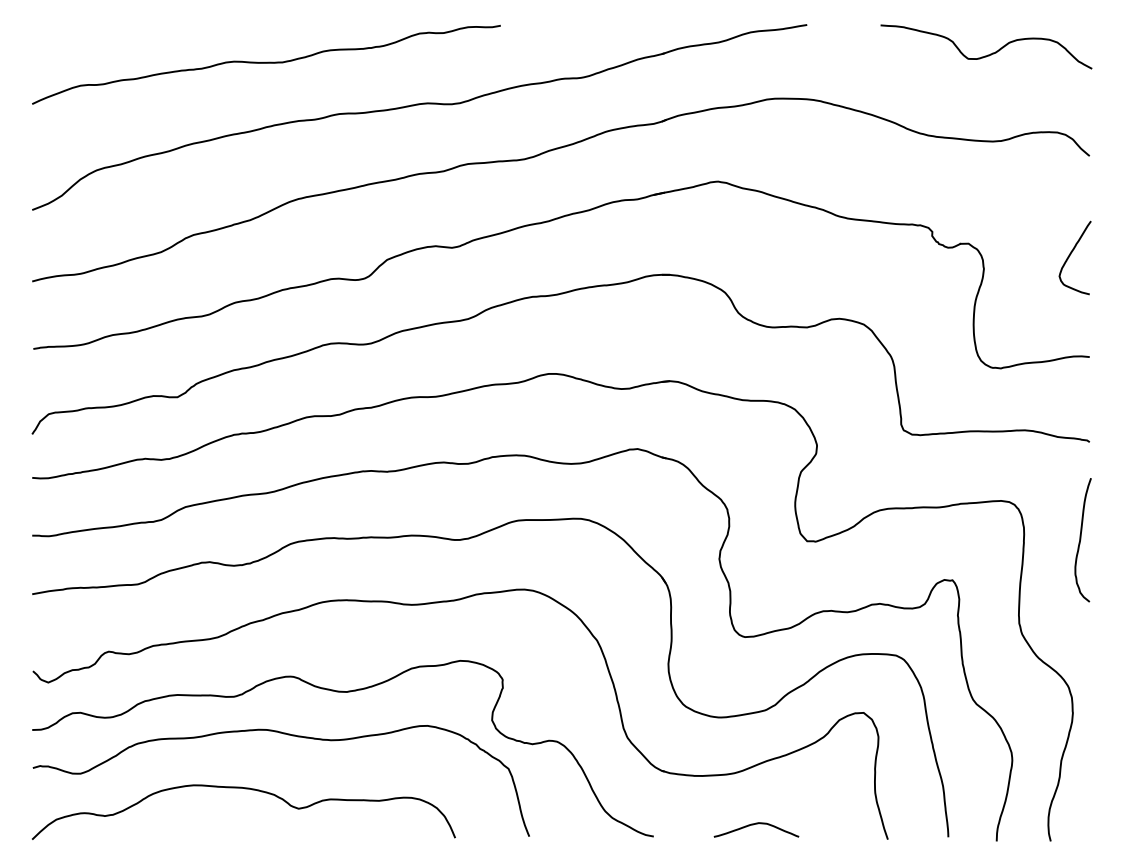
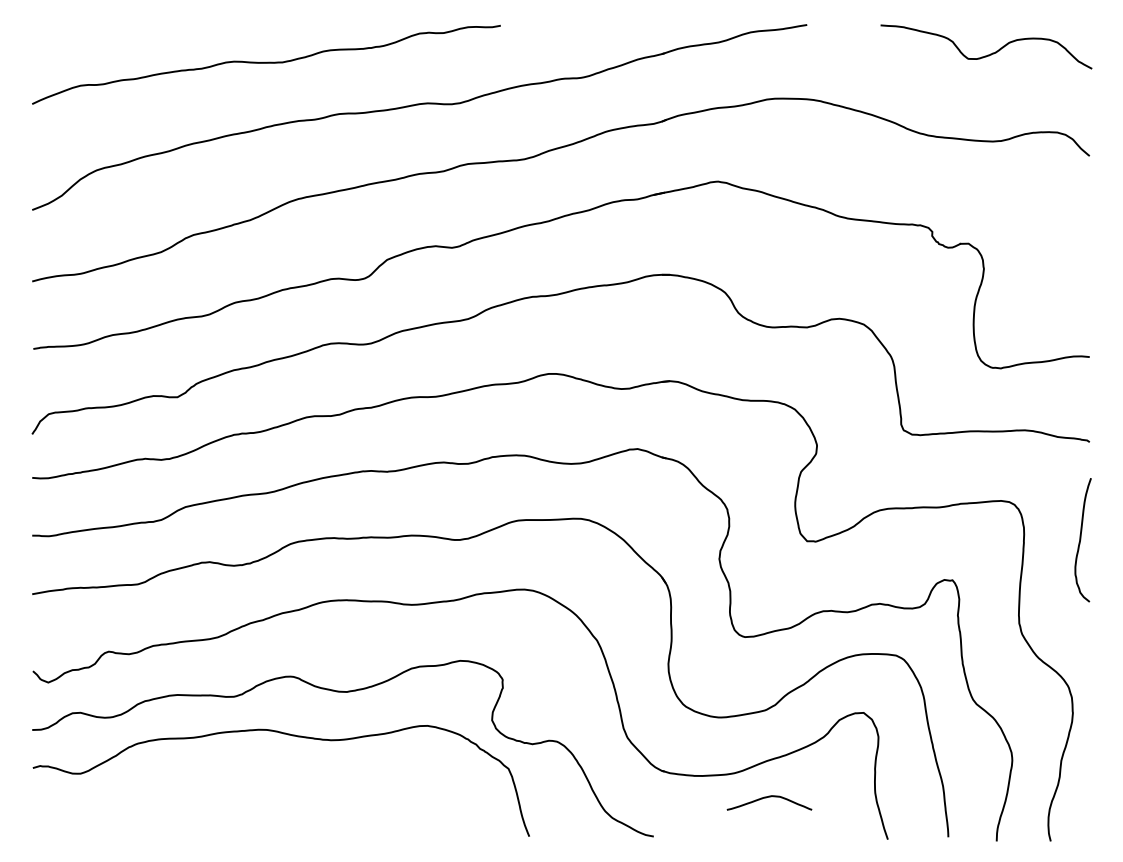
curve: present -> none (1071, 254)
curve: present -> none (245, 789)
curve position: (756, 824) -> (769, 797) (769, 797)
